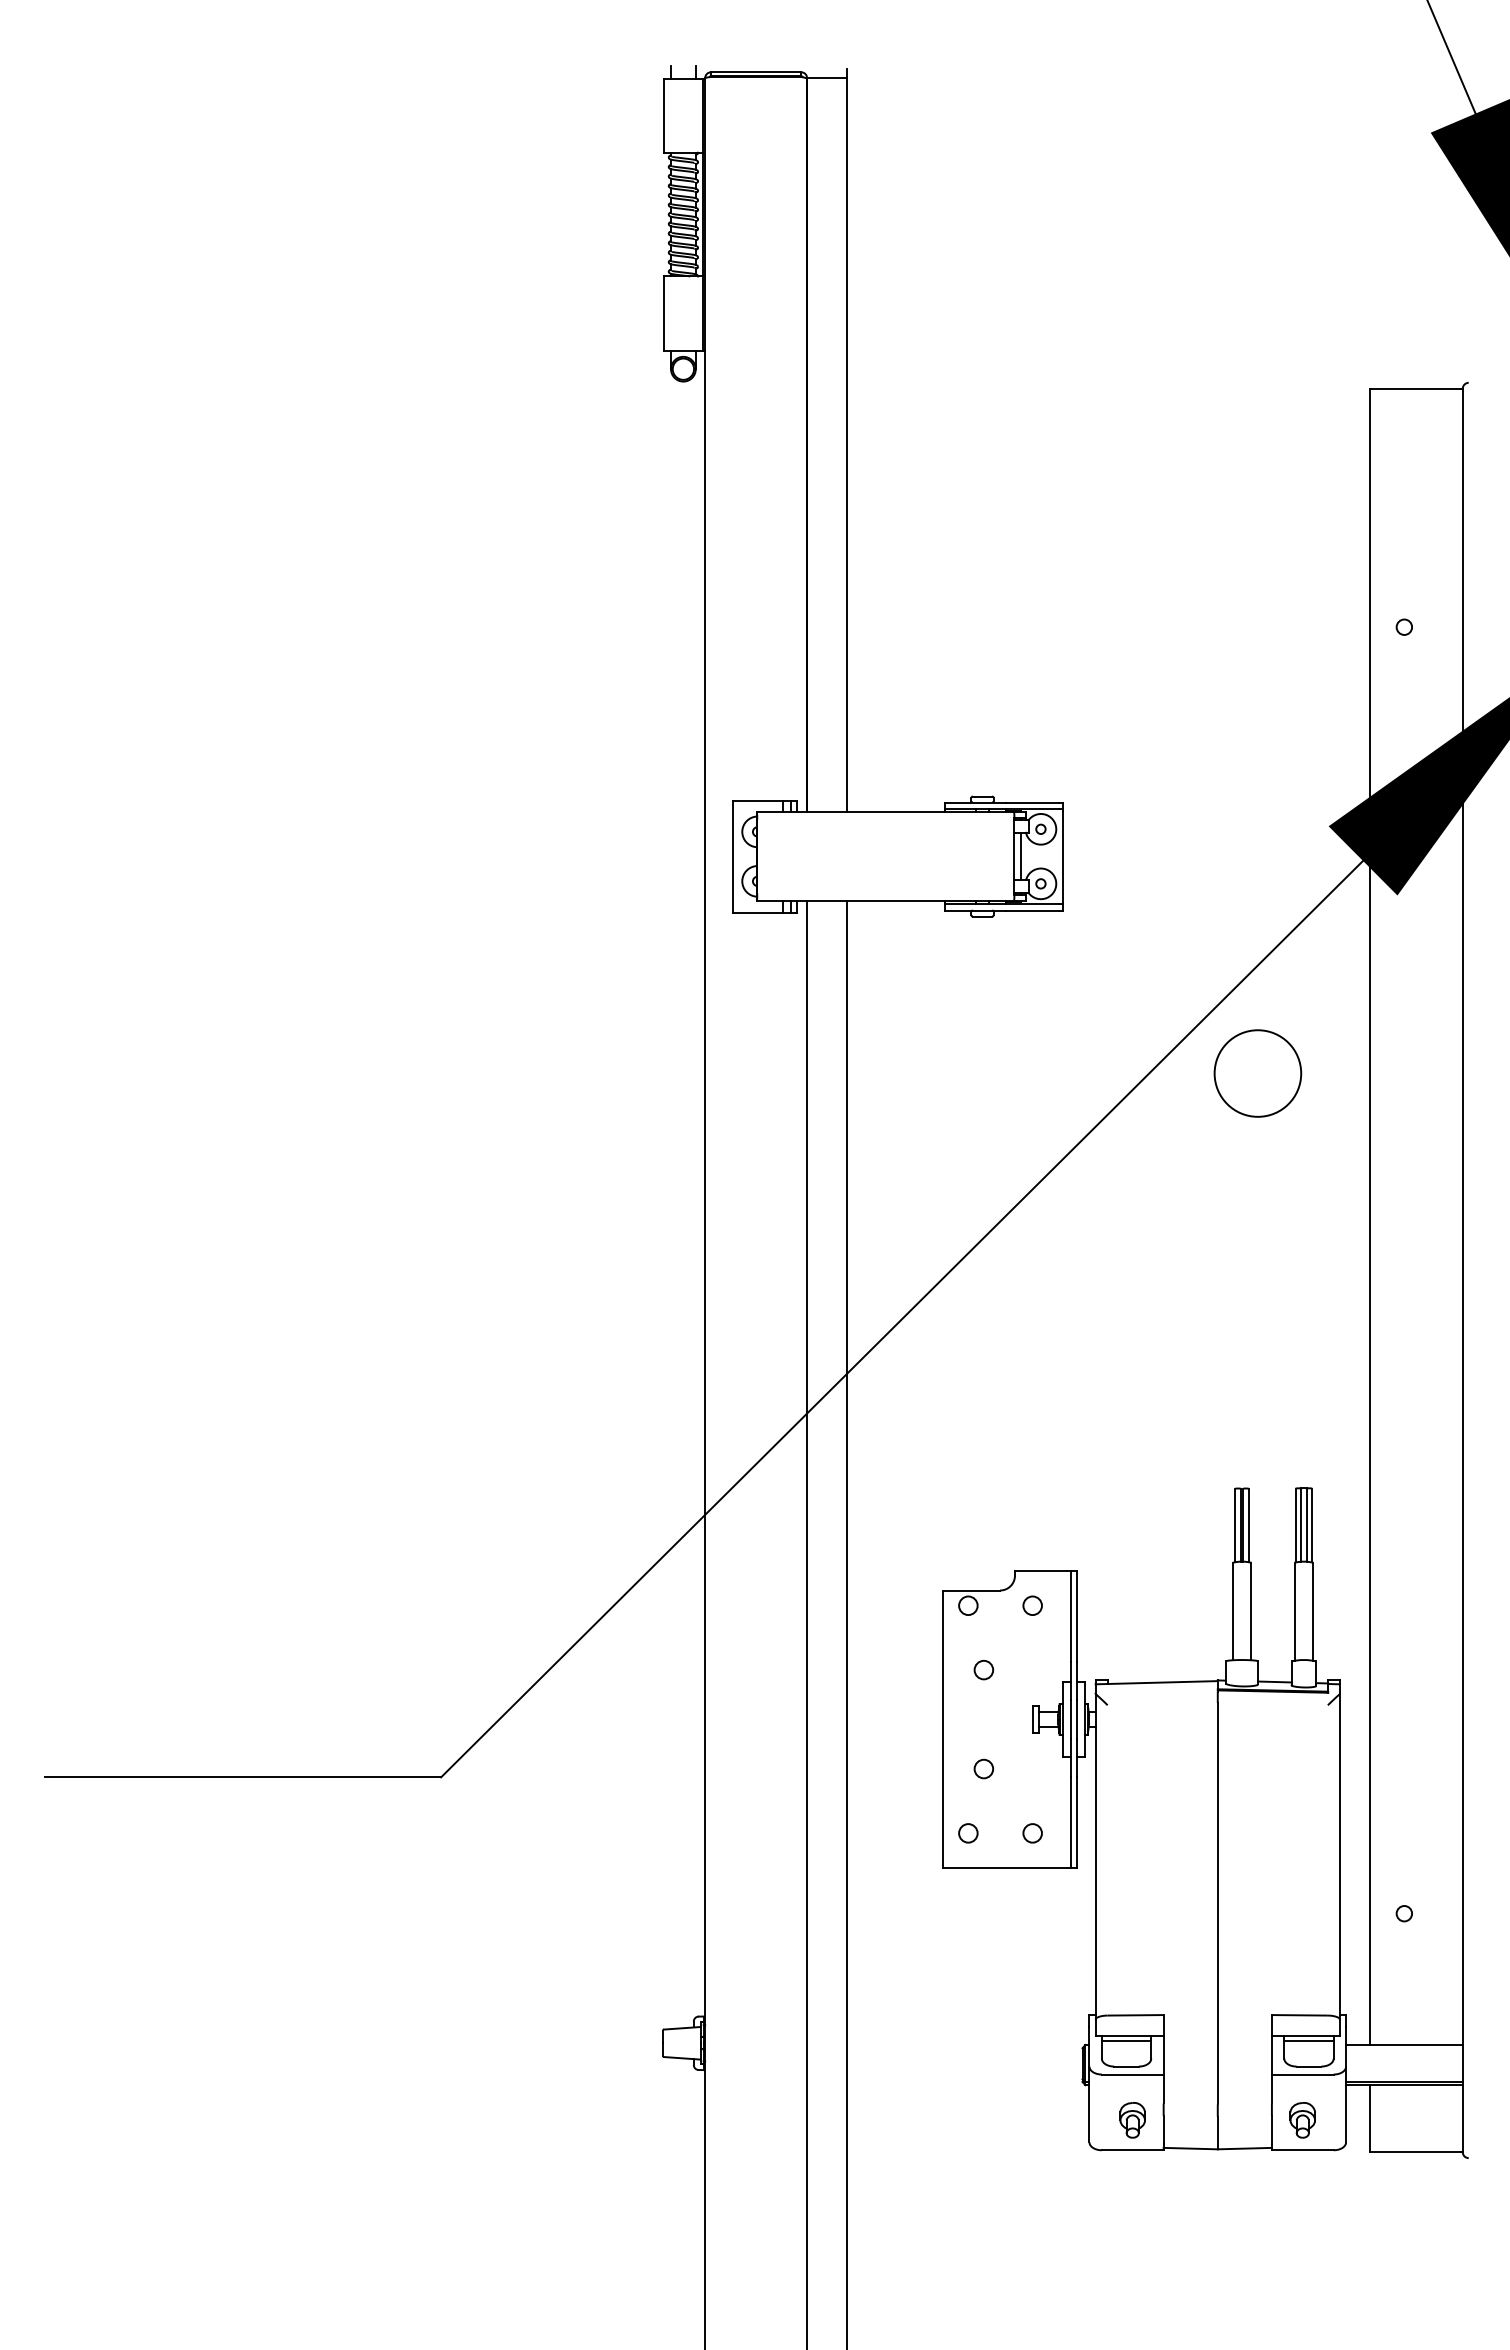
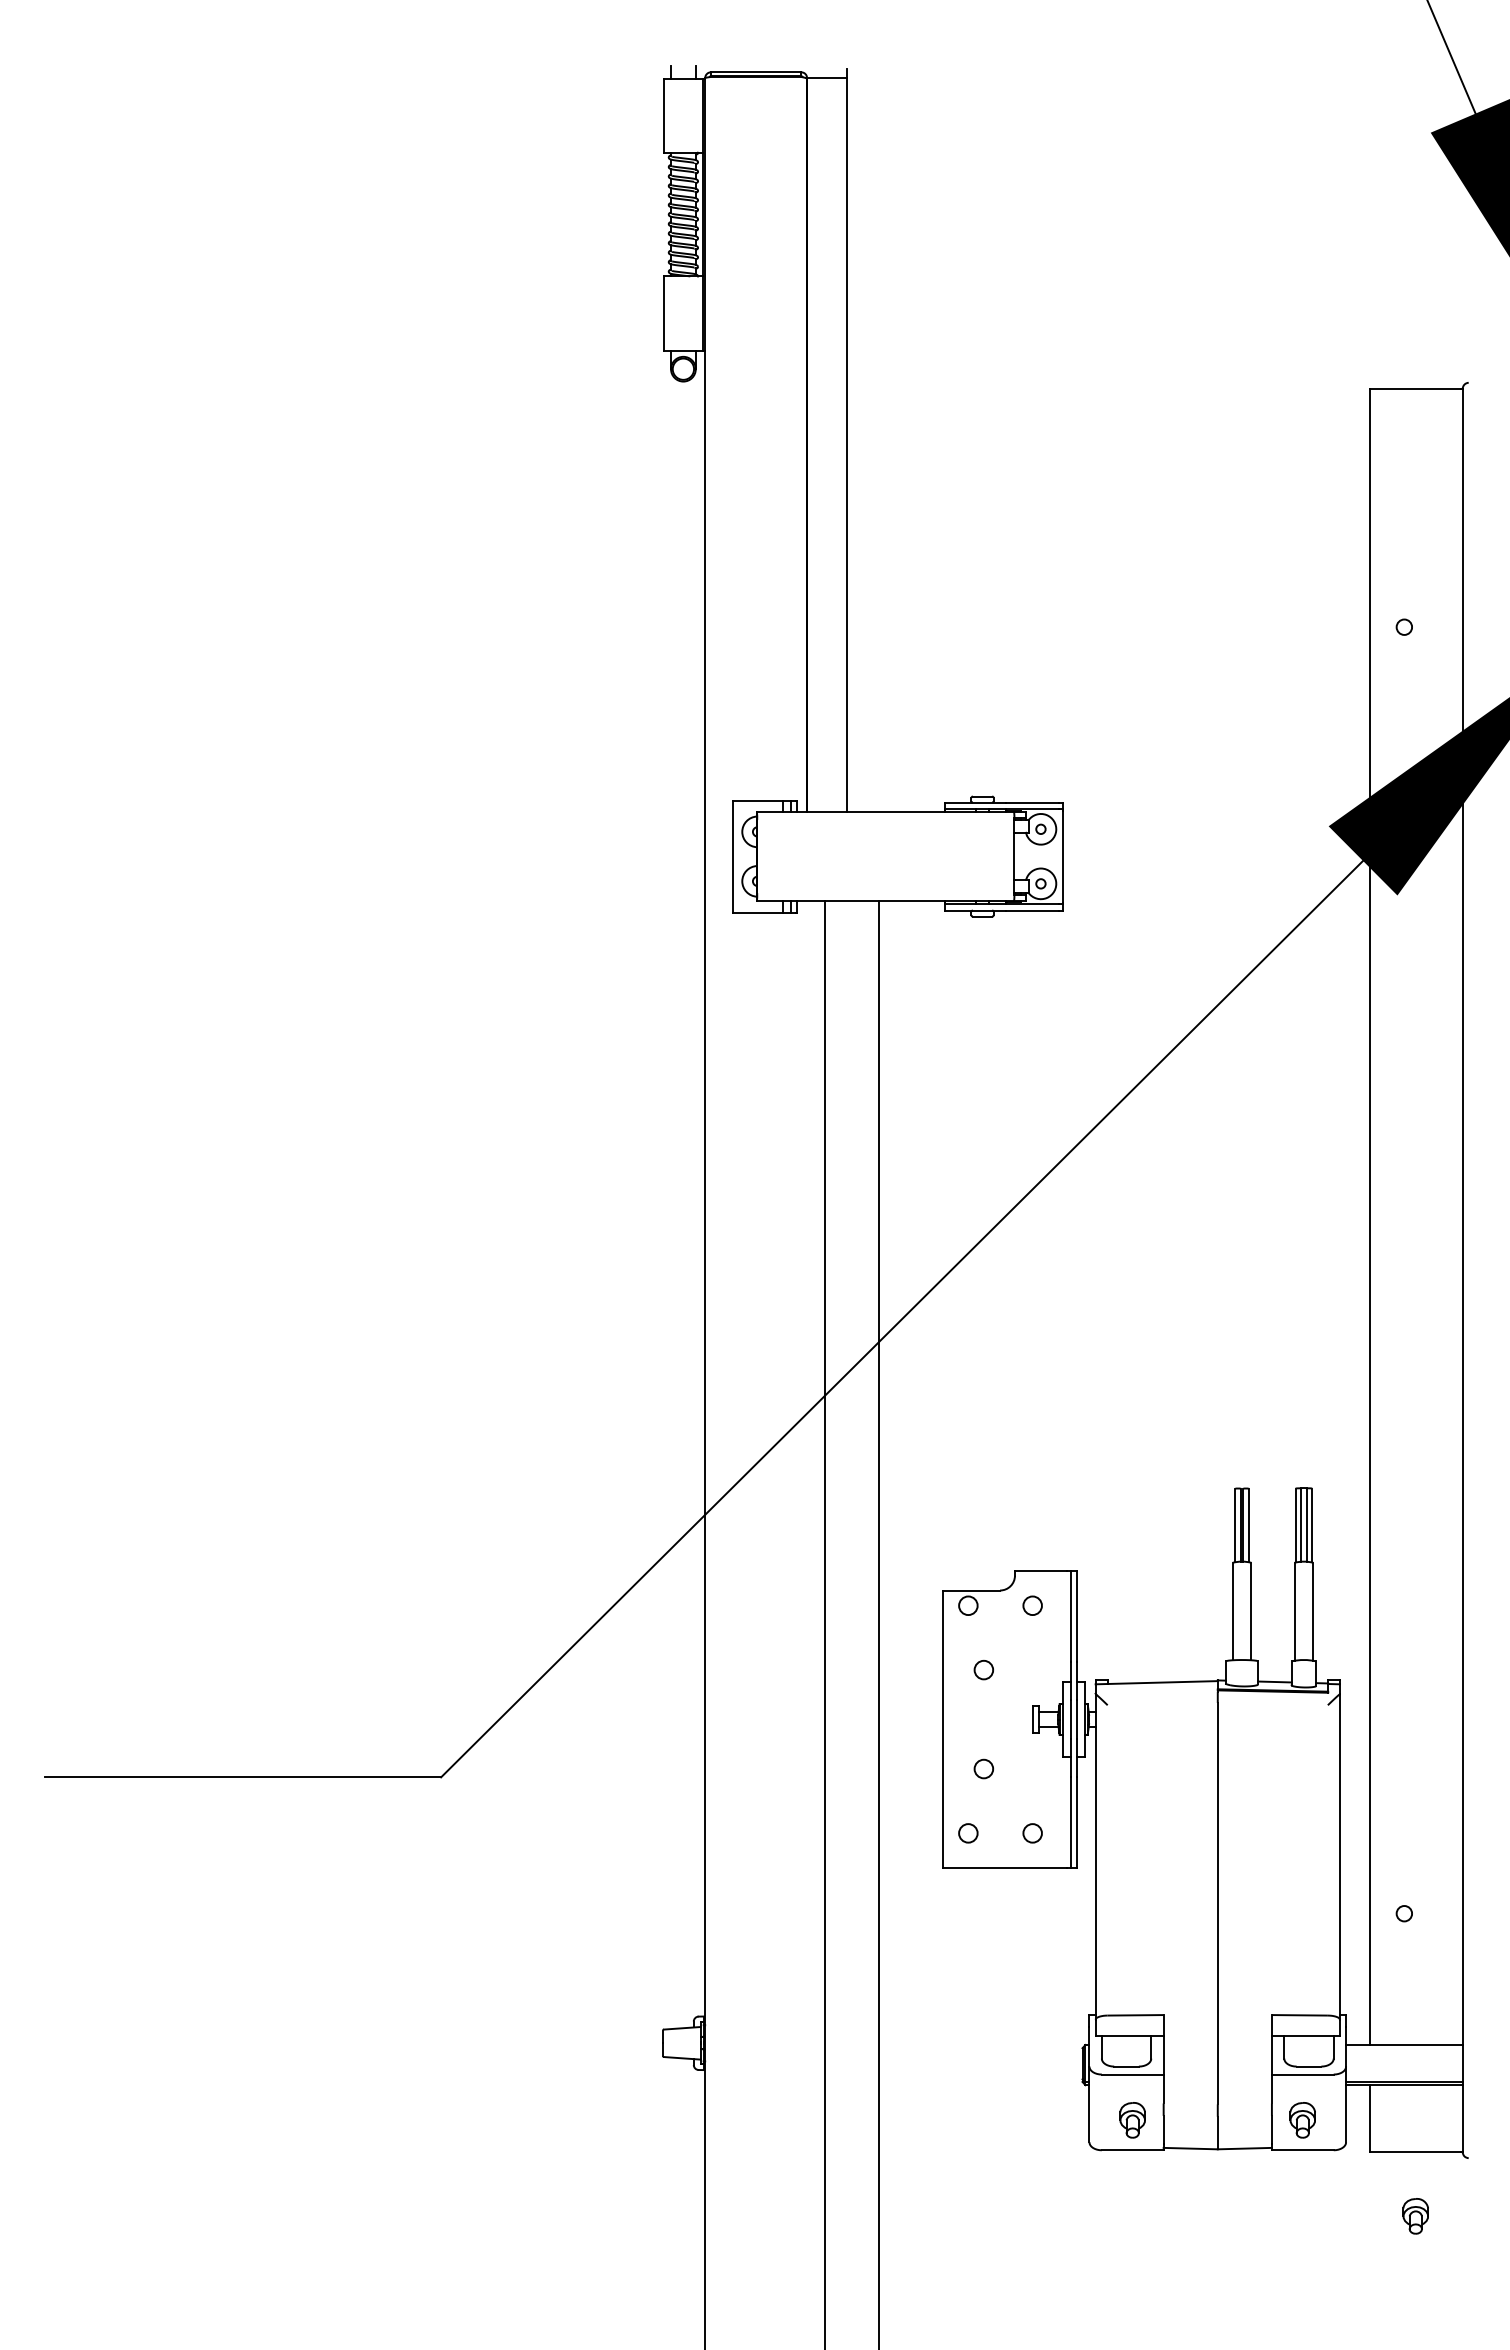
line: present -> none (1021, 856)
circle: present -> none (1257, 1073)
line position: (807, 1623) -> (825, 1623) (825, 1623)
line position: (846, 1623) -> (878, 1623) (878, 1623)
line: present -> none (1126, 2041)
line: present -> none (1308, 2041)
part: none -> present (1415, 2216)
